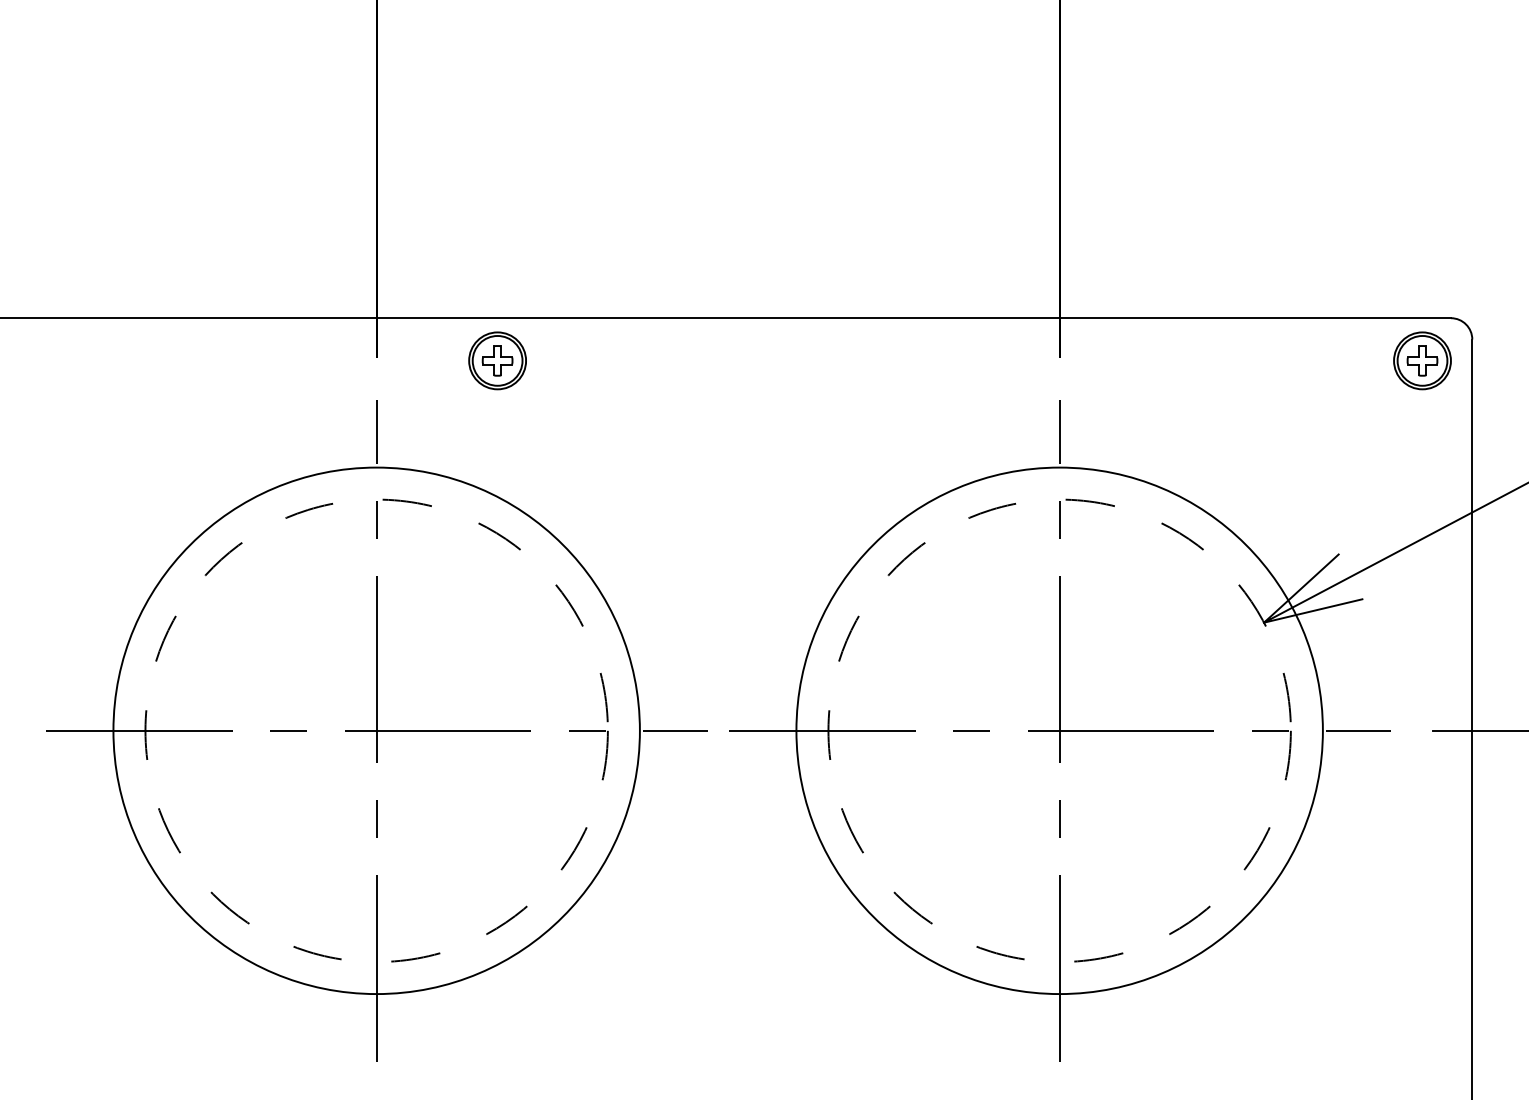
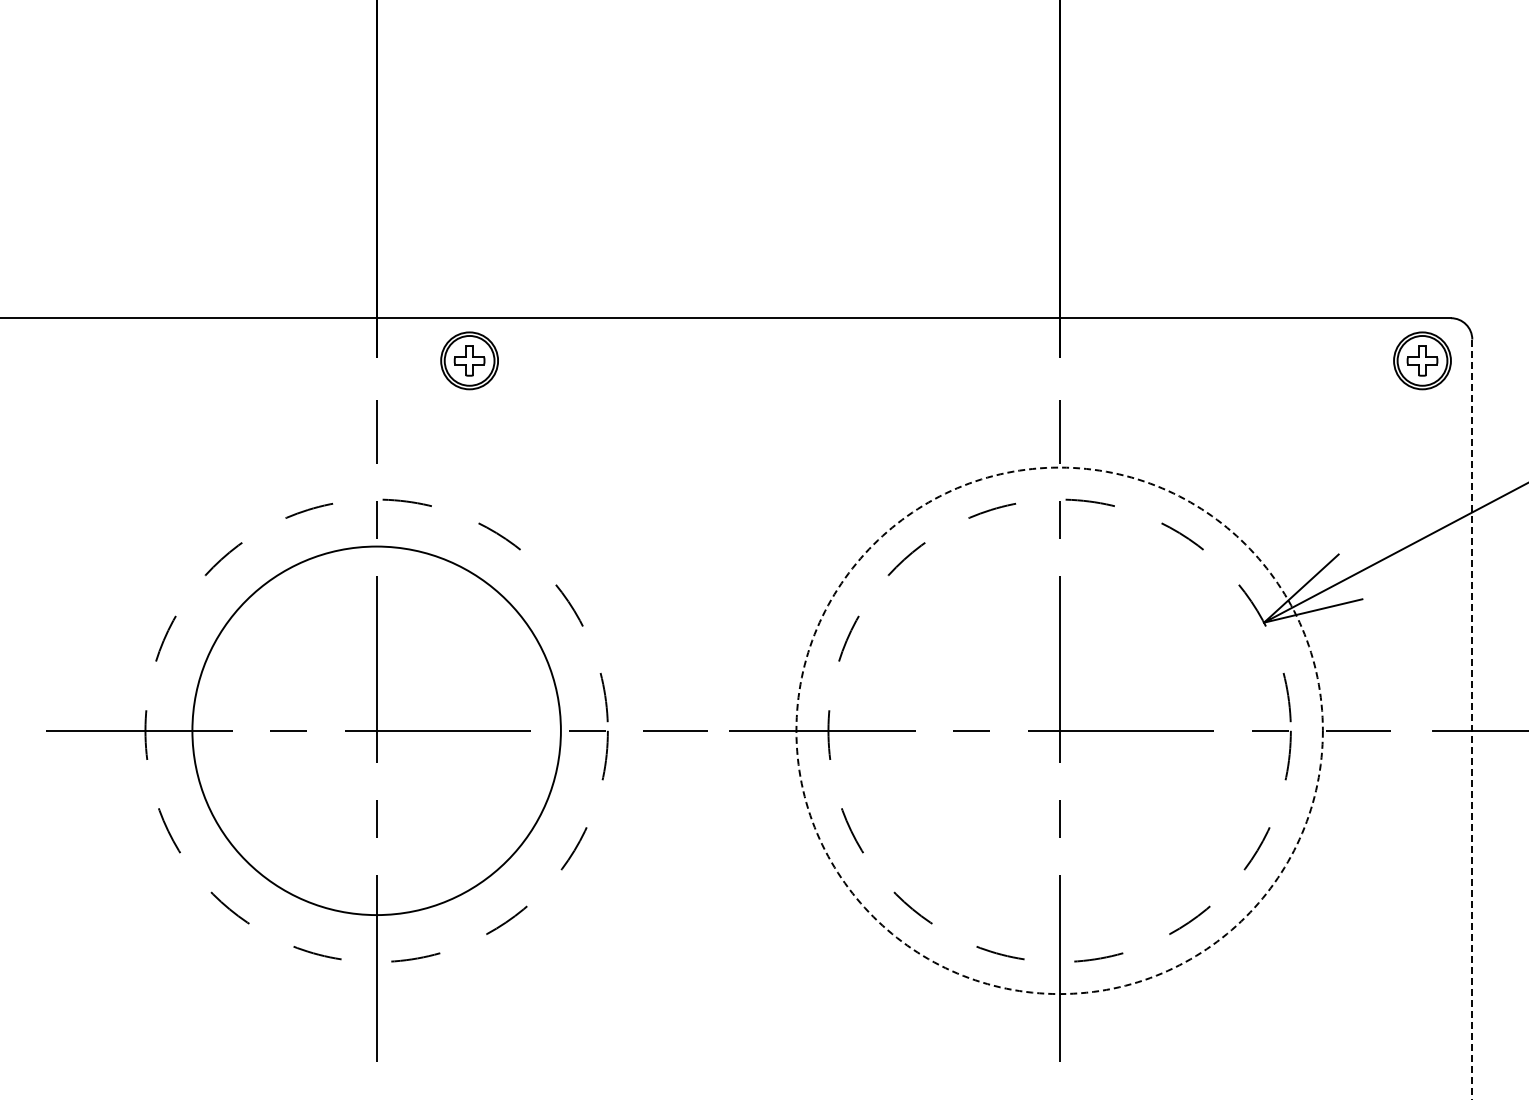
part position: (497, 360) -> (469, 360) (469, 360)
line: solid -> dashed (1472, 719)
circle diameter: 526 px -> 369 px (376, 730)
circle: solid -> dashed (1059, 730)
